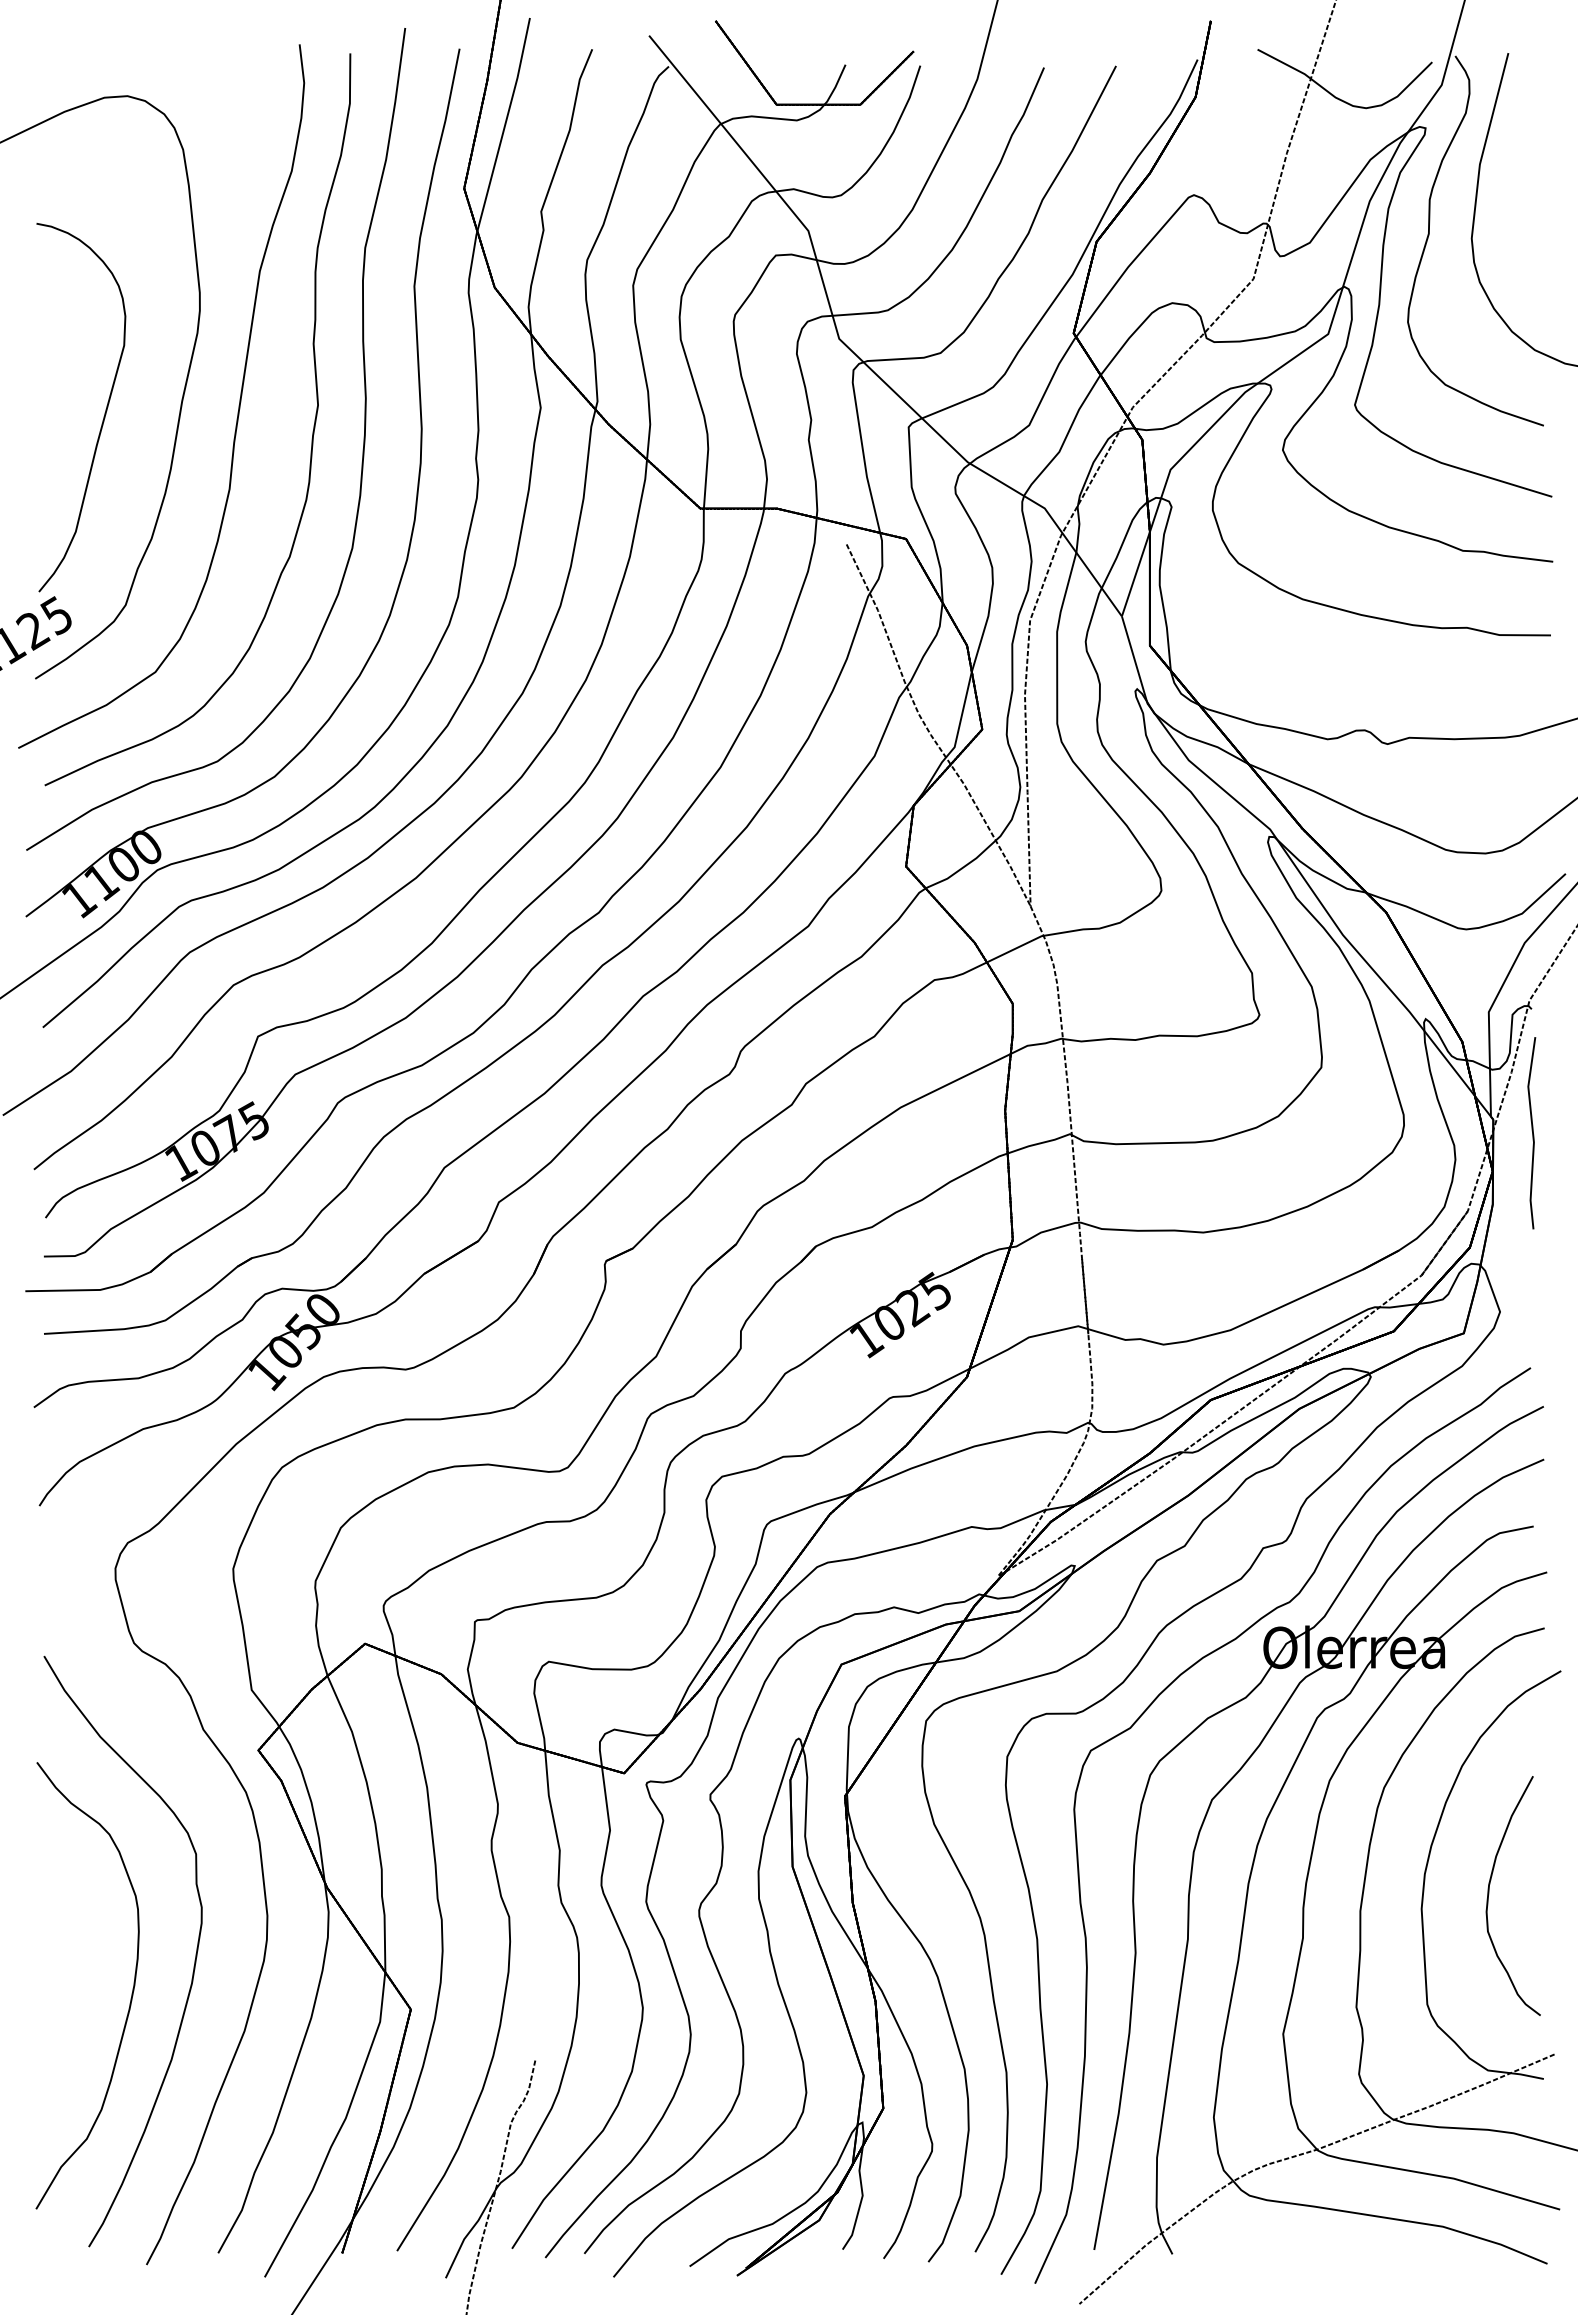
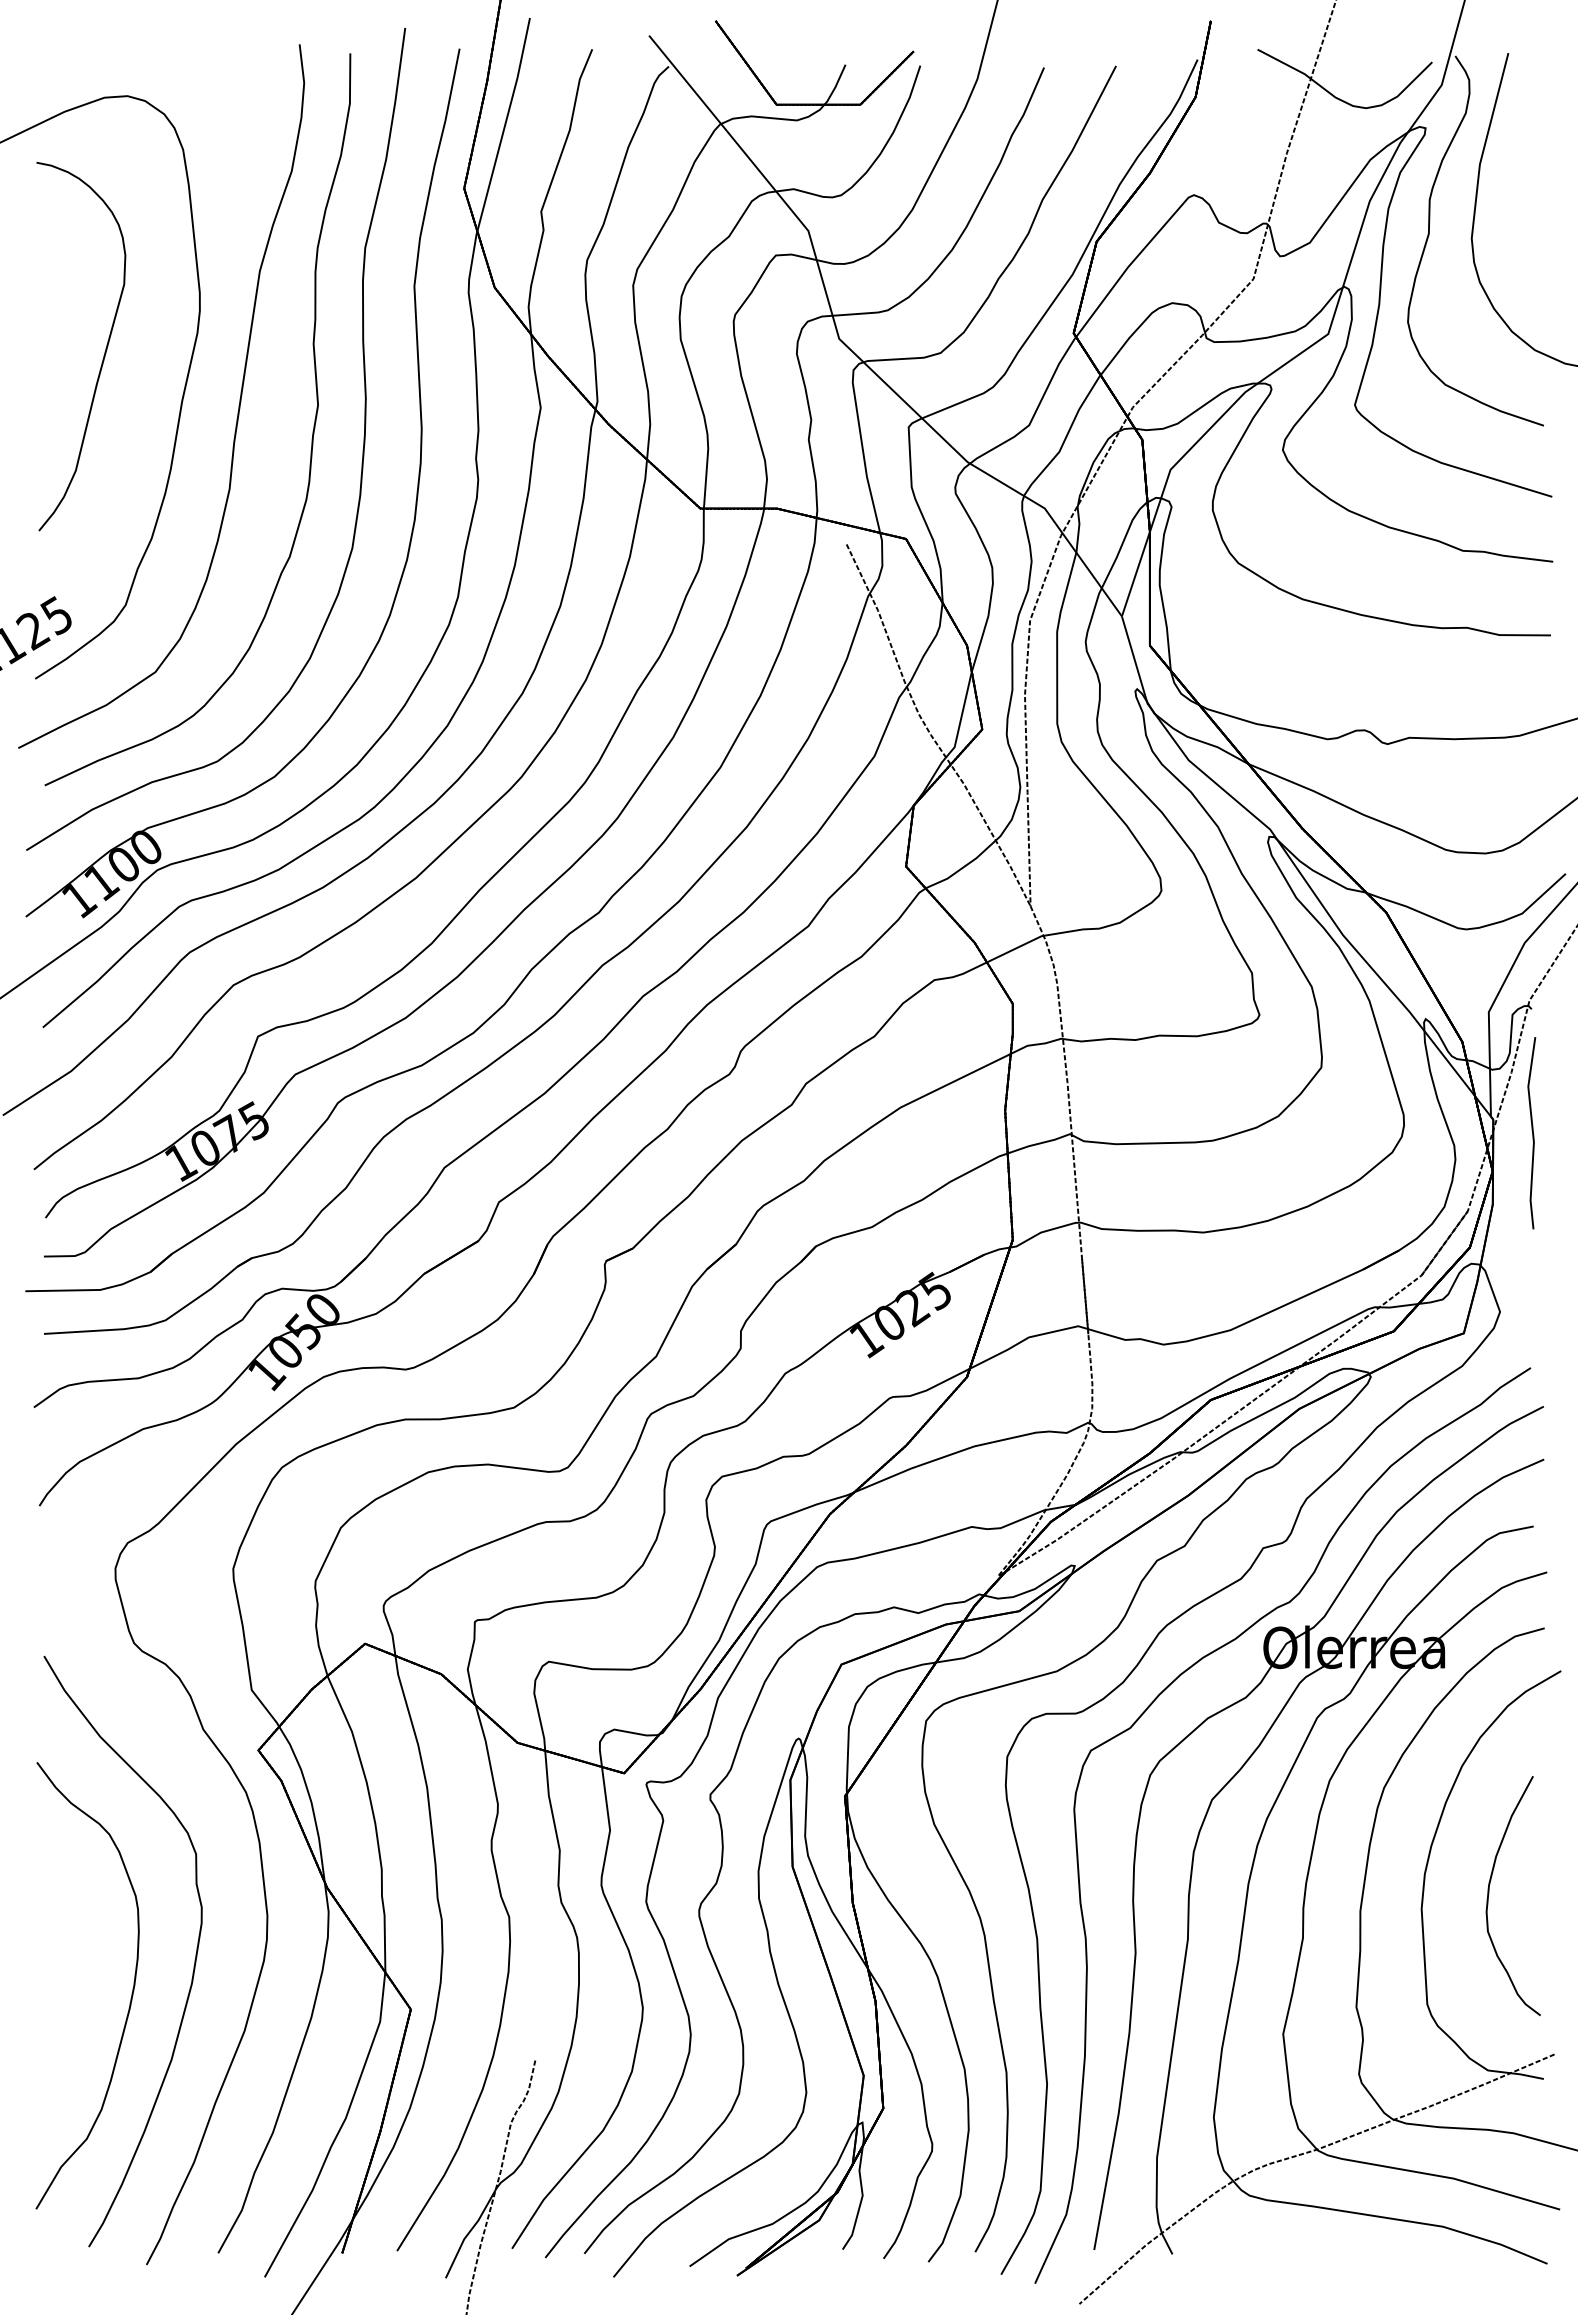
curve position: (104, 412) -> (104, 351) (104, 351)
